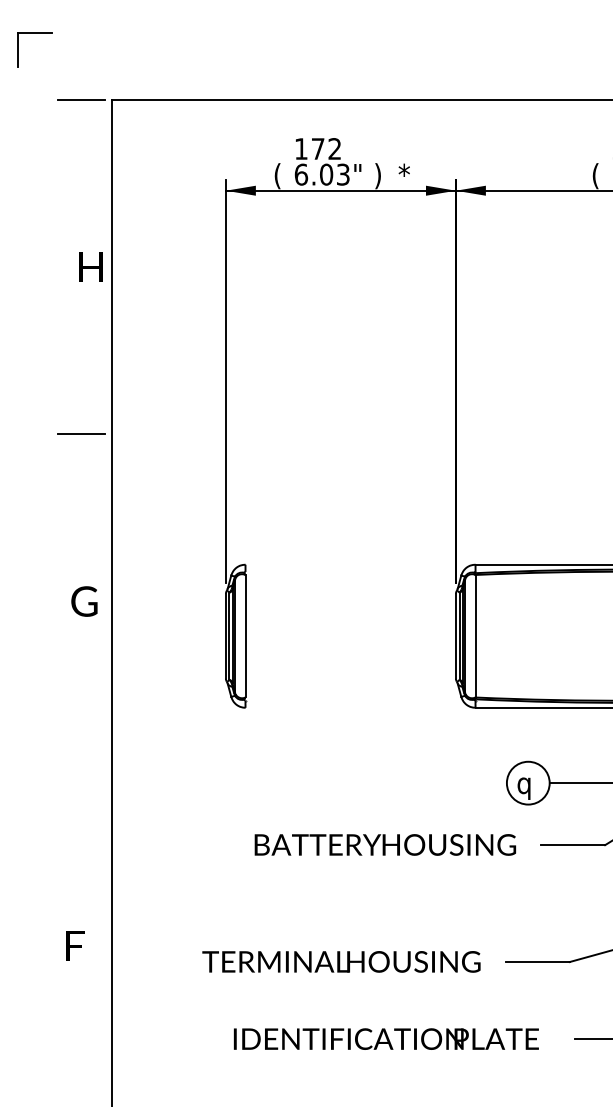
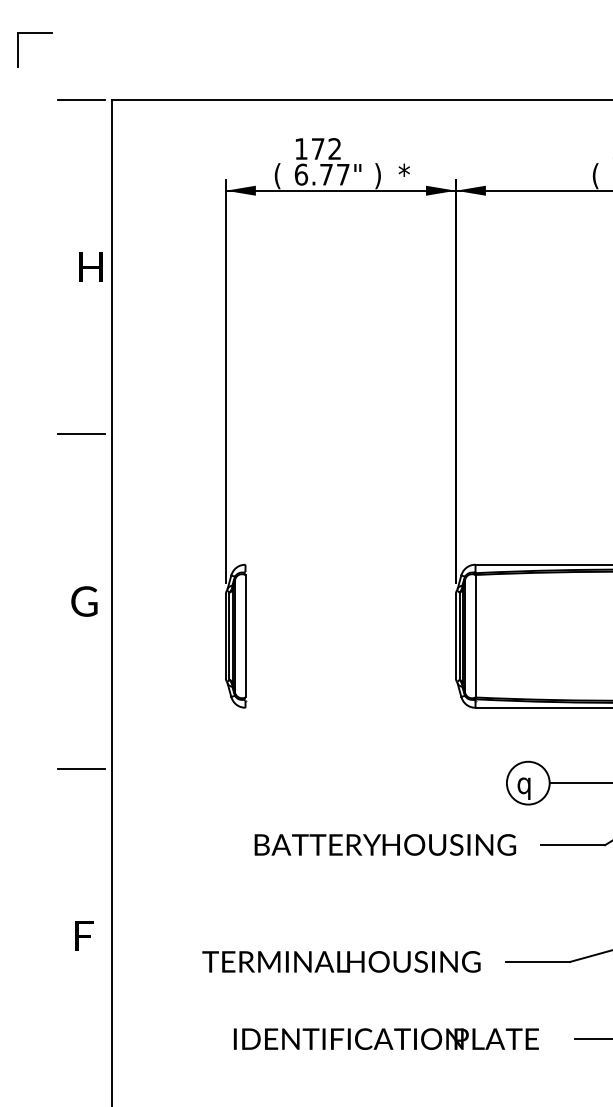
text: 6.03" -> 6.77" (334, 174)
line: none -> present (81, 768)
text position: (75, 945) -> (84, 935) (84, 935)
